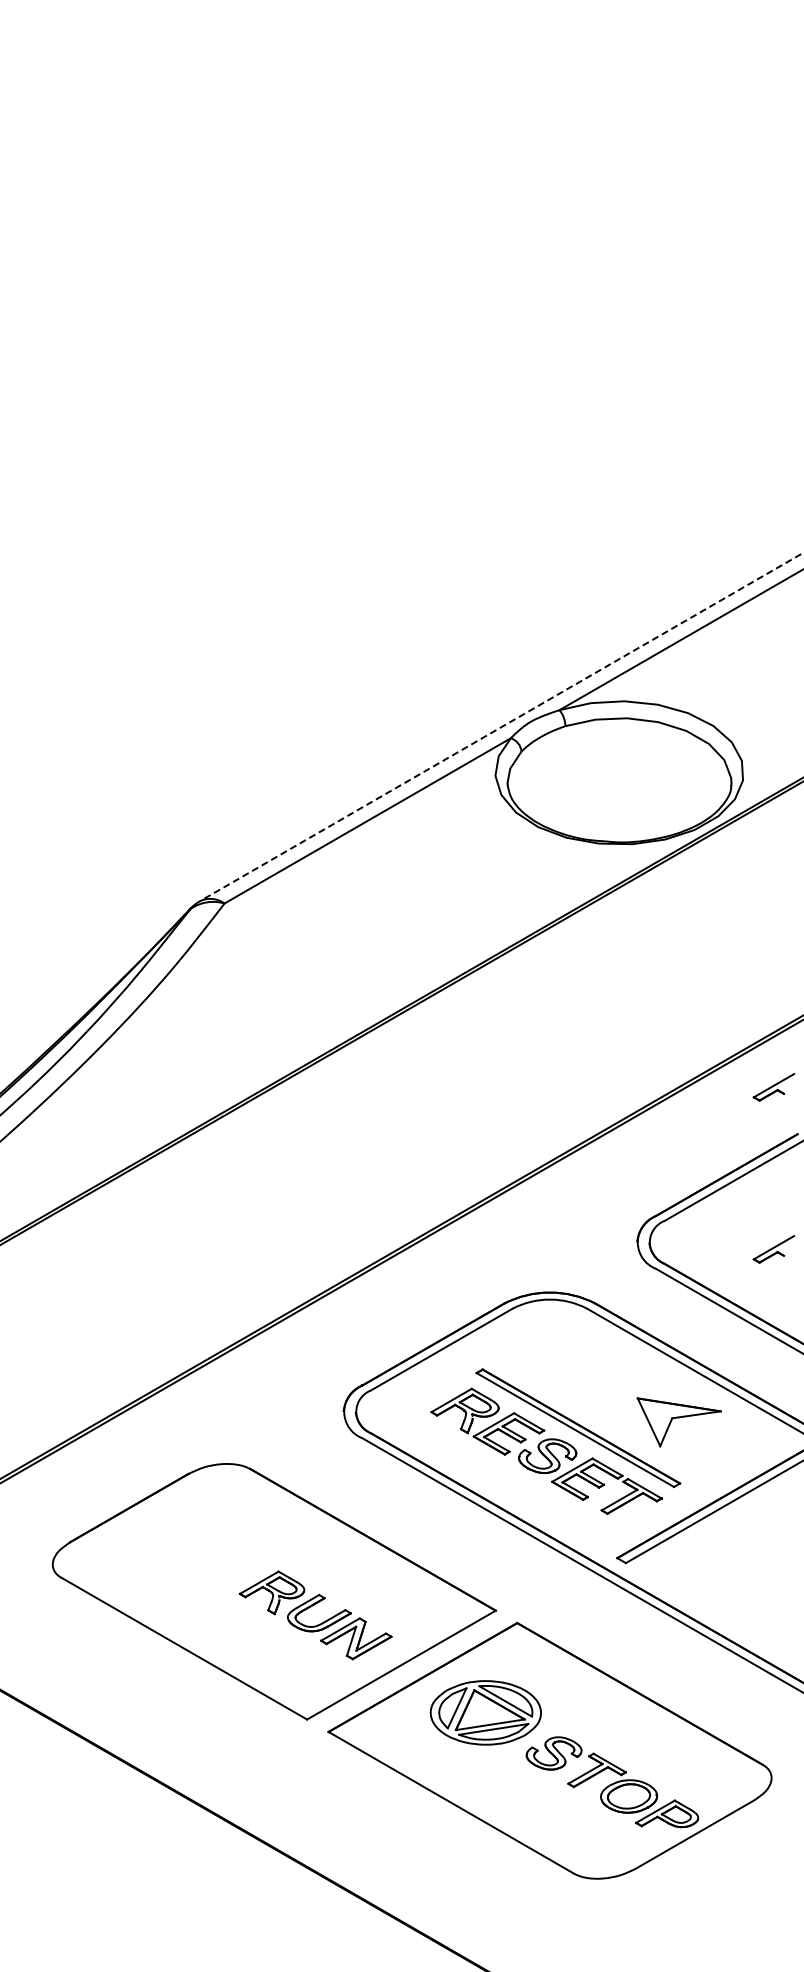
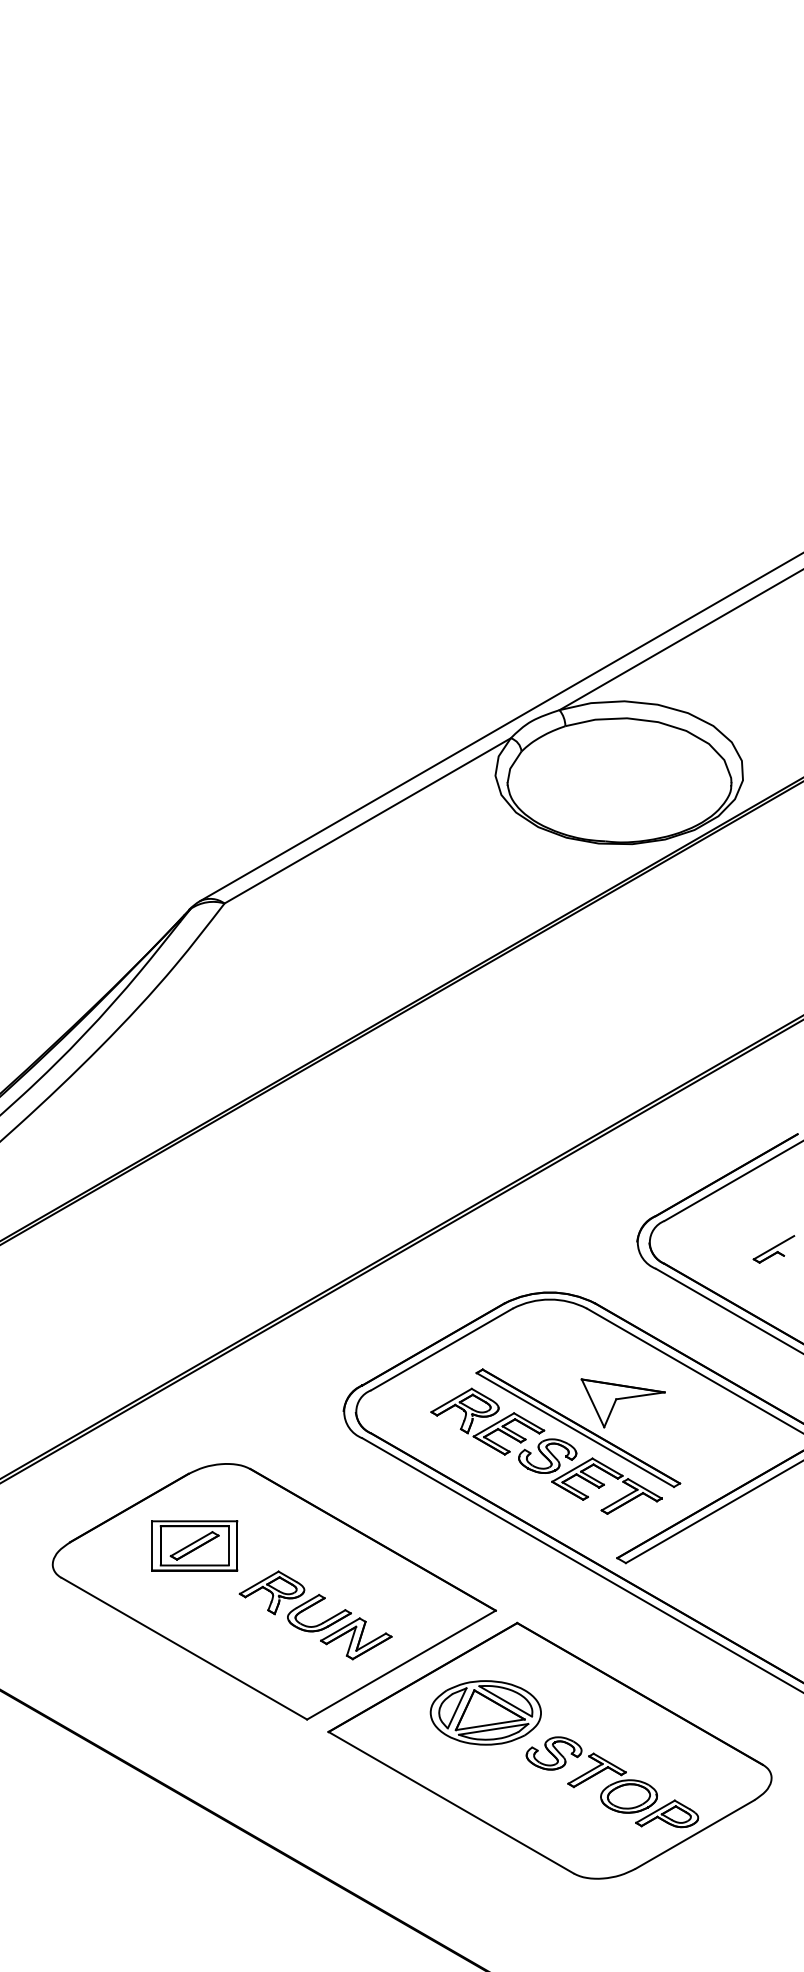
line: dashed -> solid (501, 727)
part: present -> none (773, 1087)
part position: (678, 1422) -> (622, 1403) (622, 1403)
part: none -> present (194, 1545)
